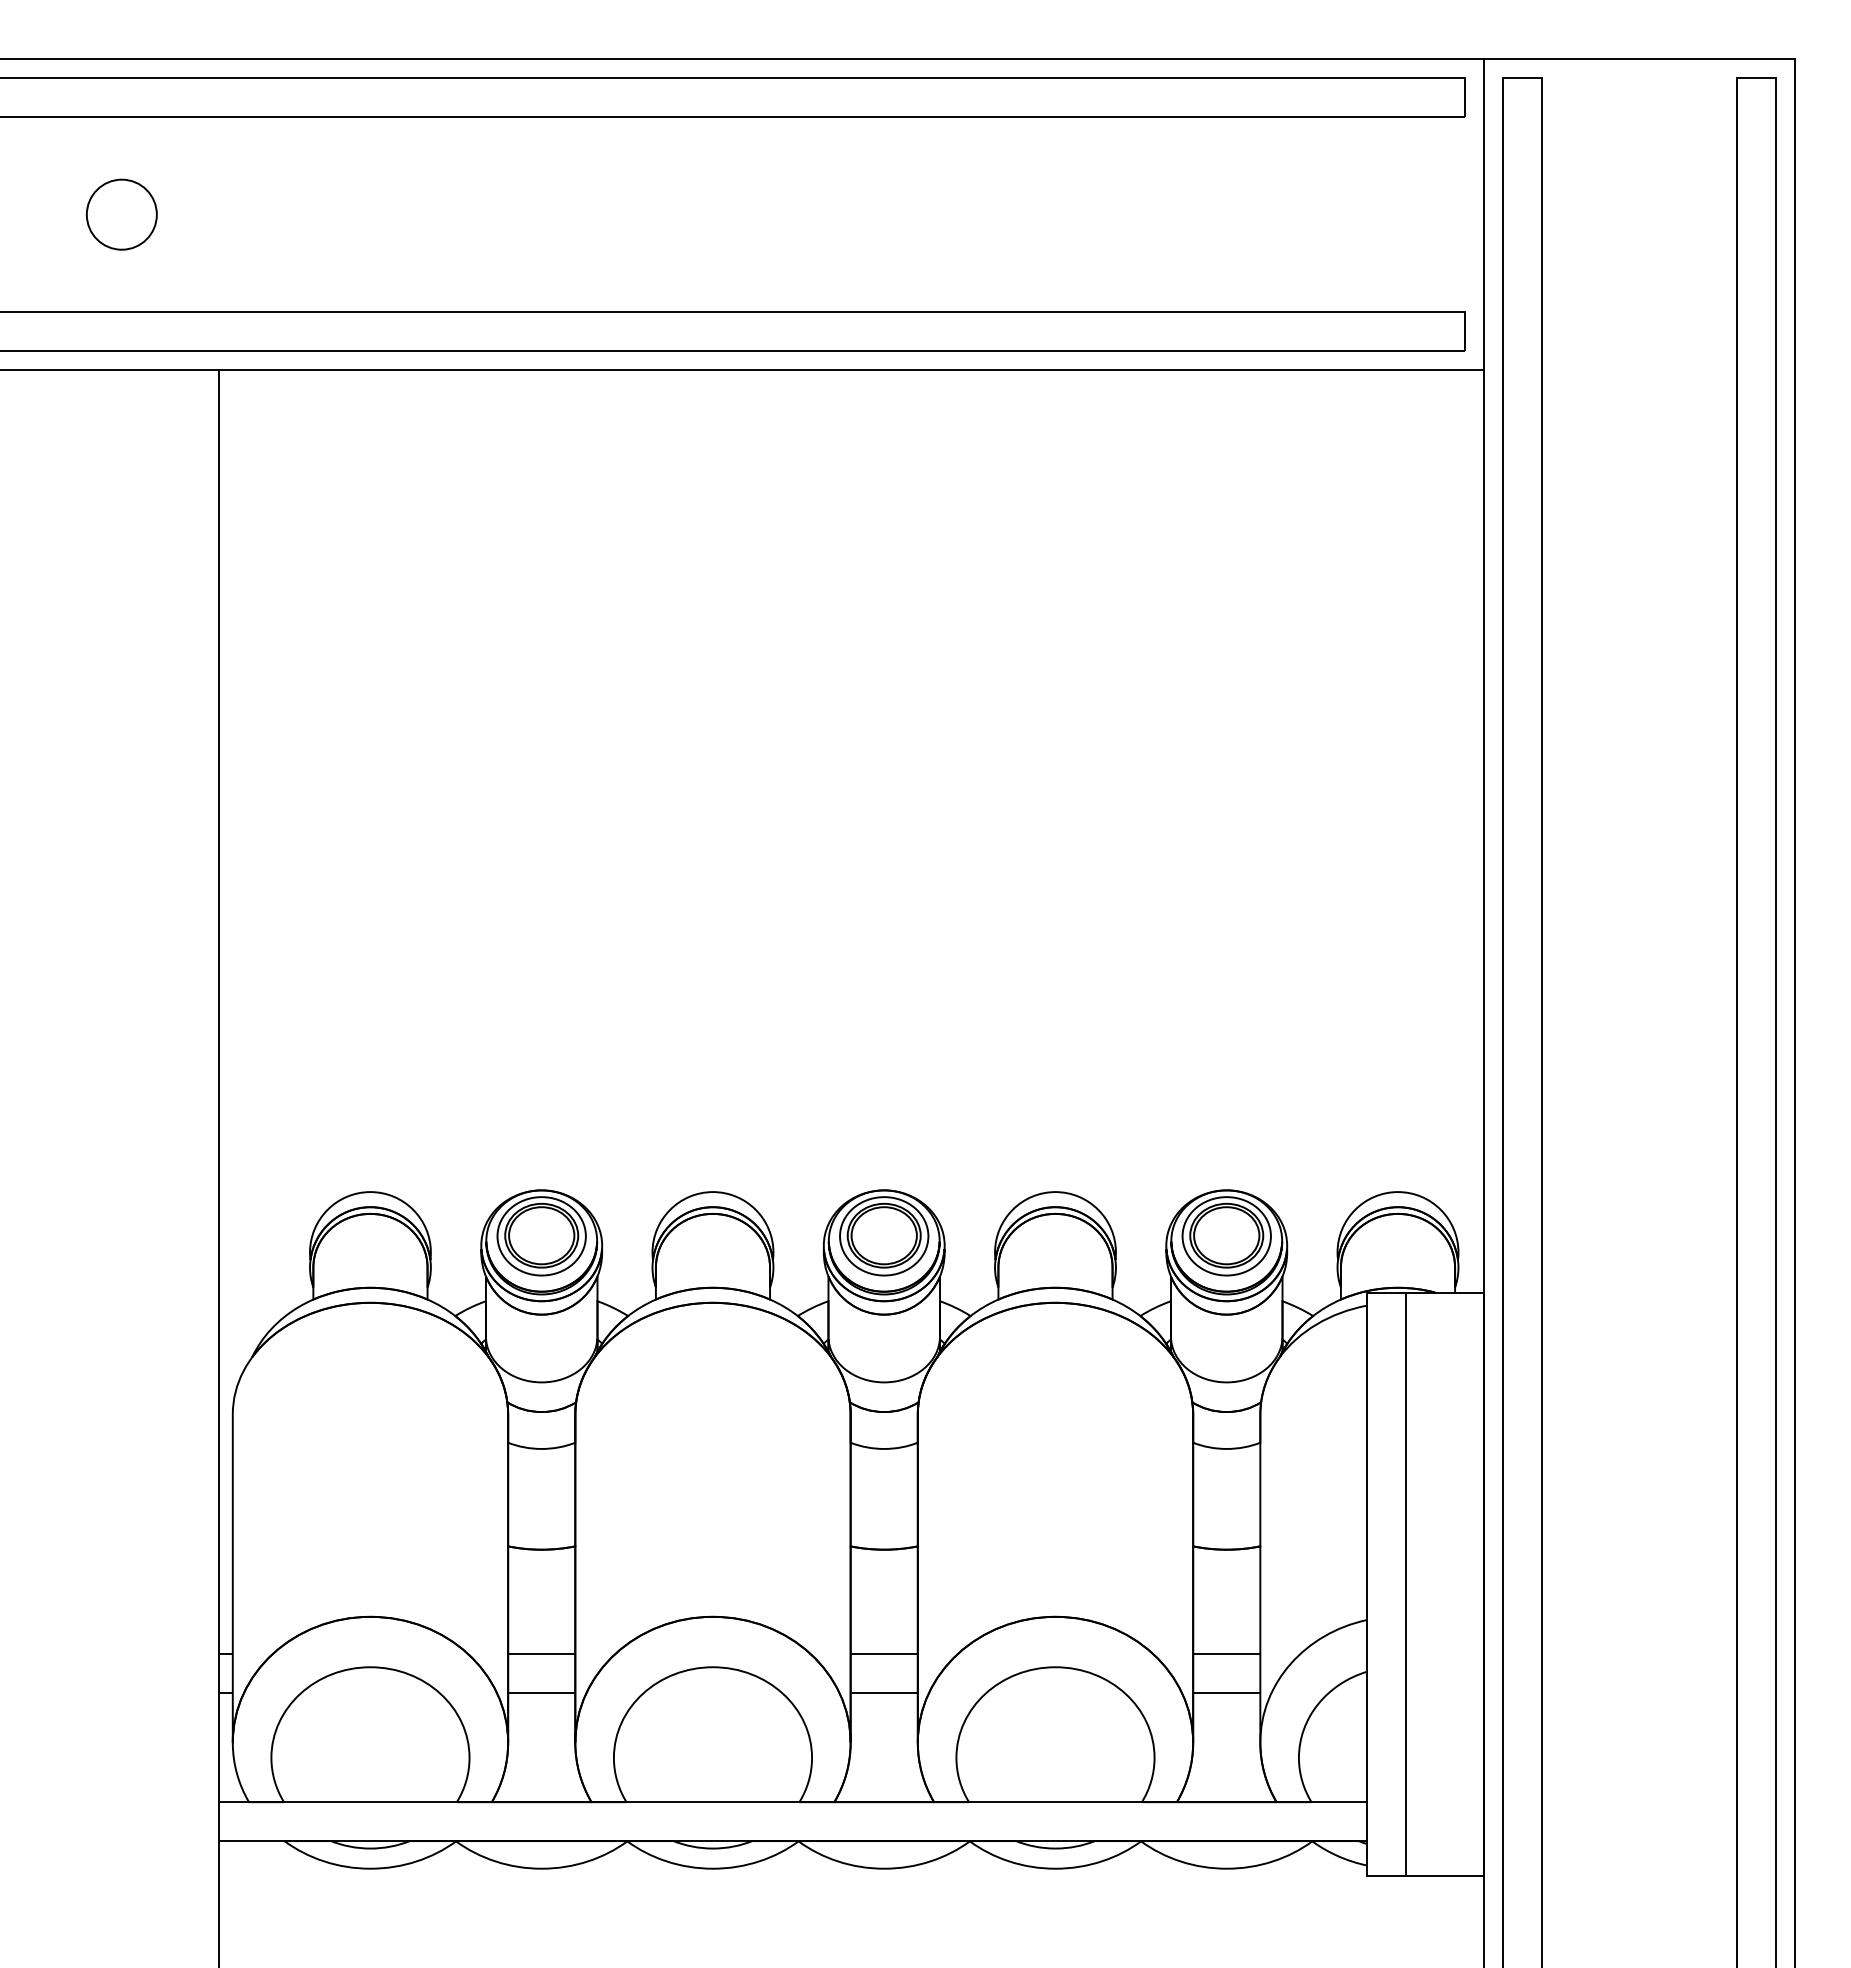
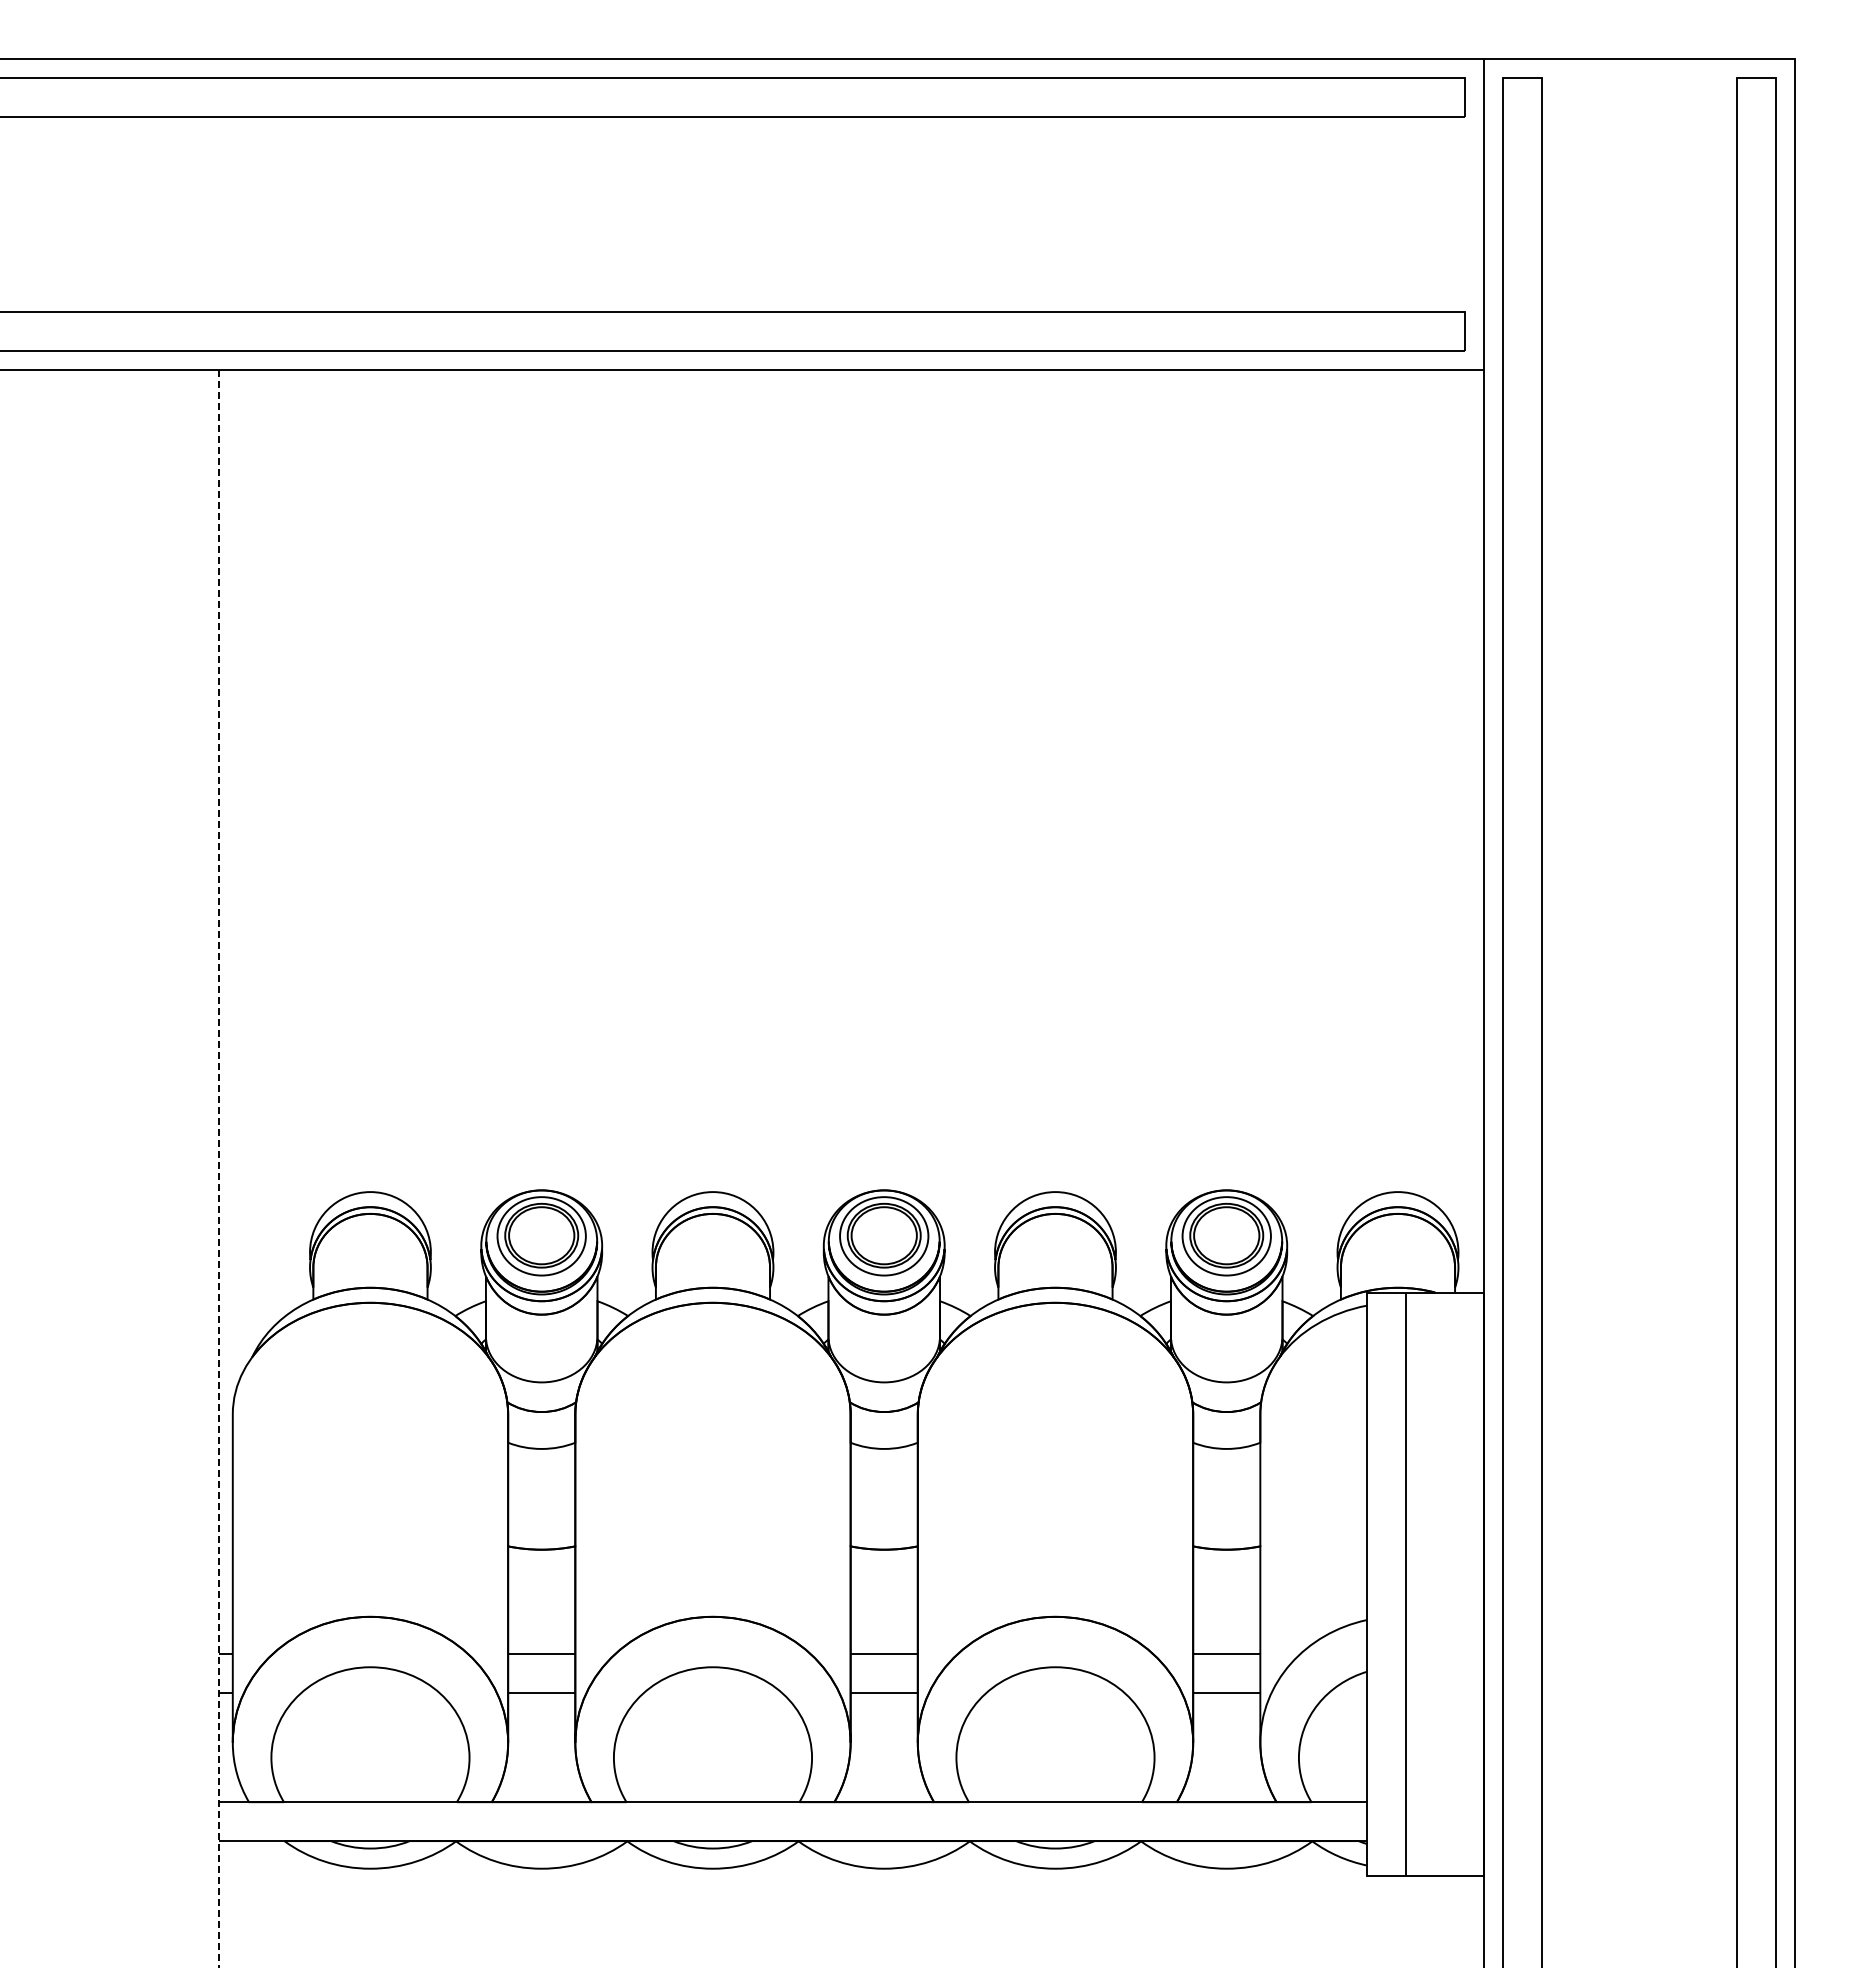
part: present -> none (121, 214)
line: solid -> dashed (219, 1169)
